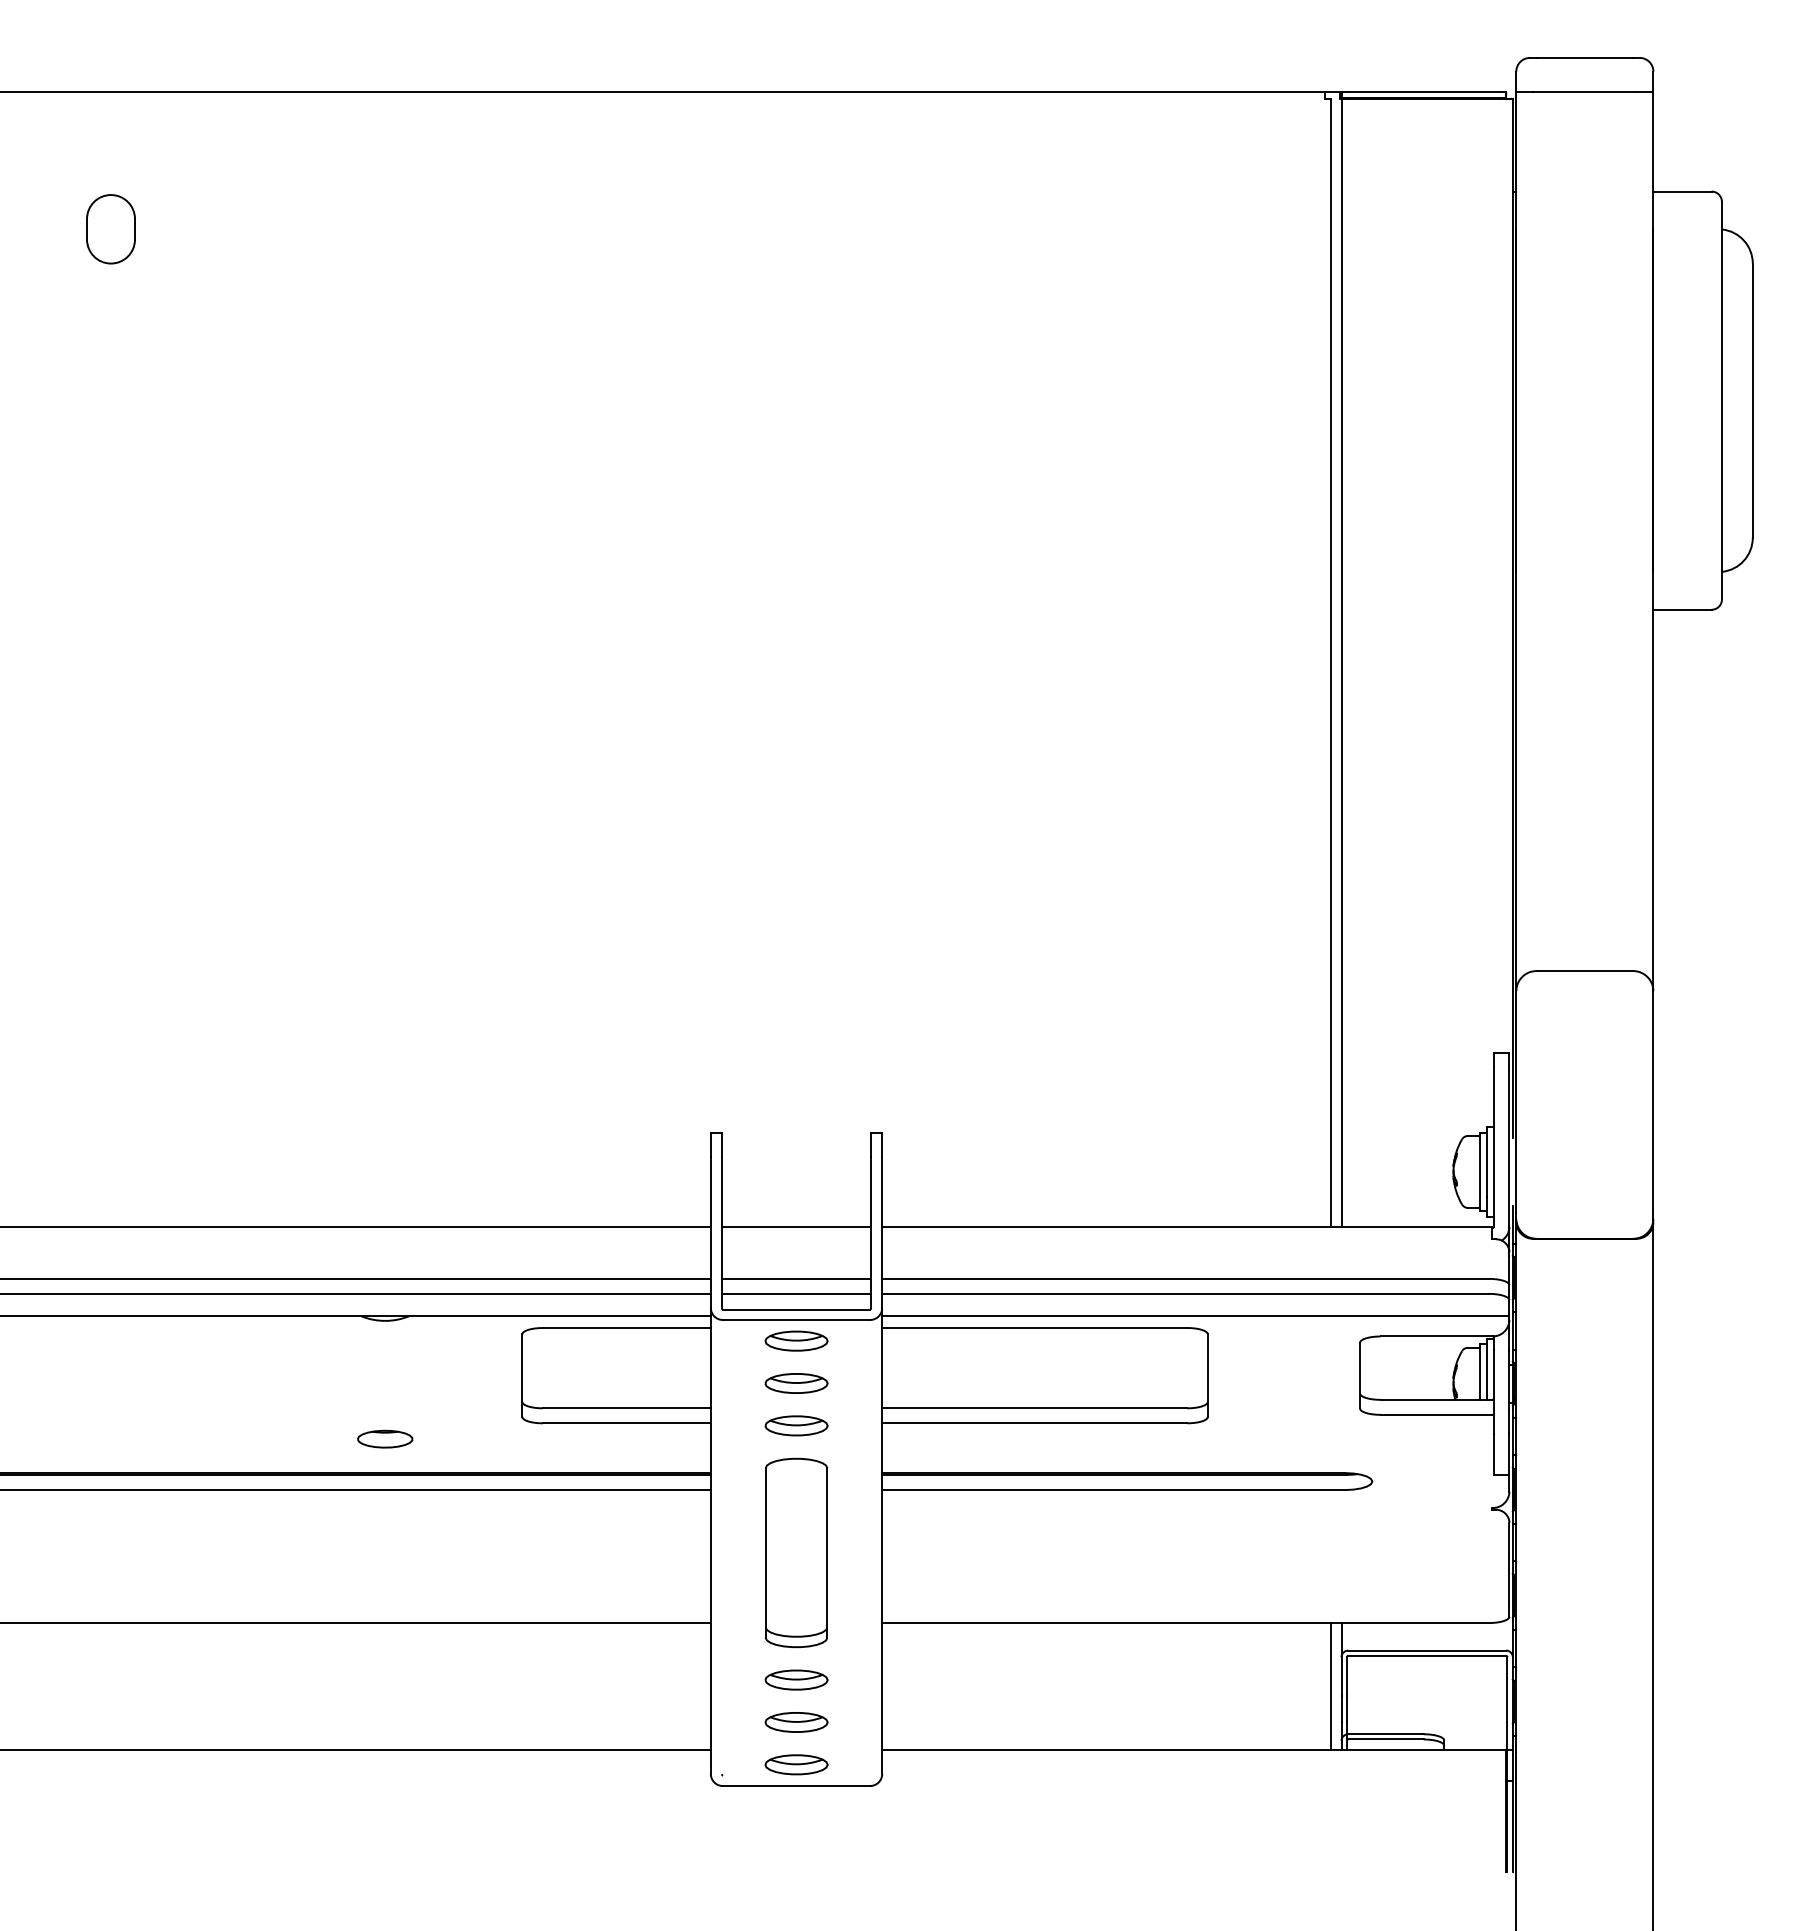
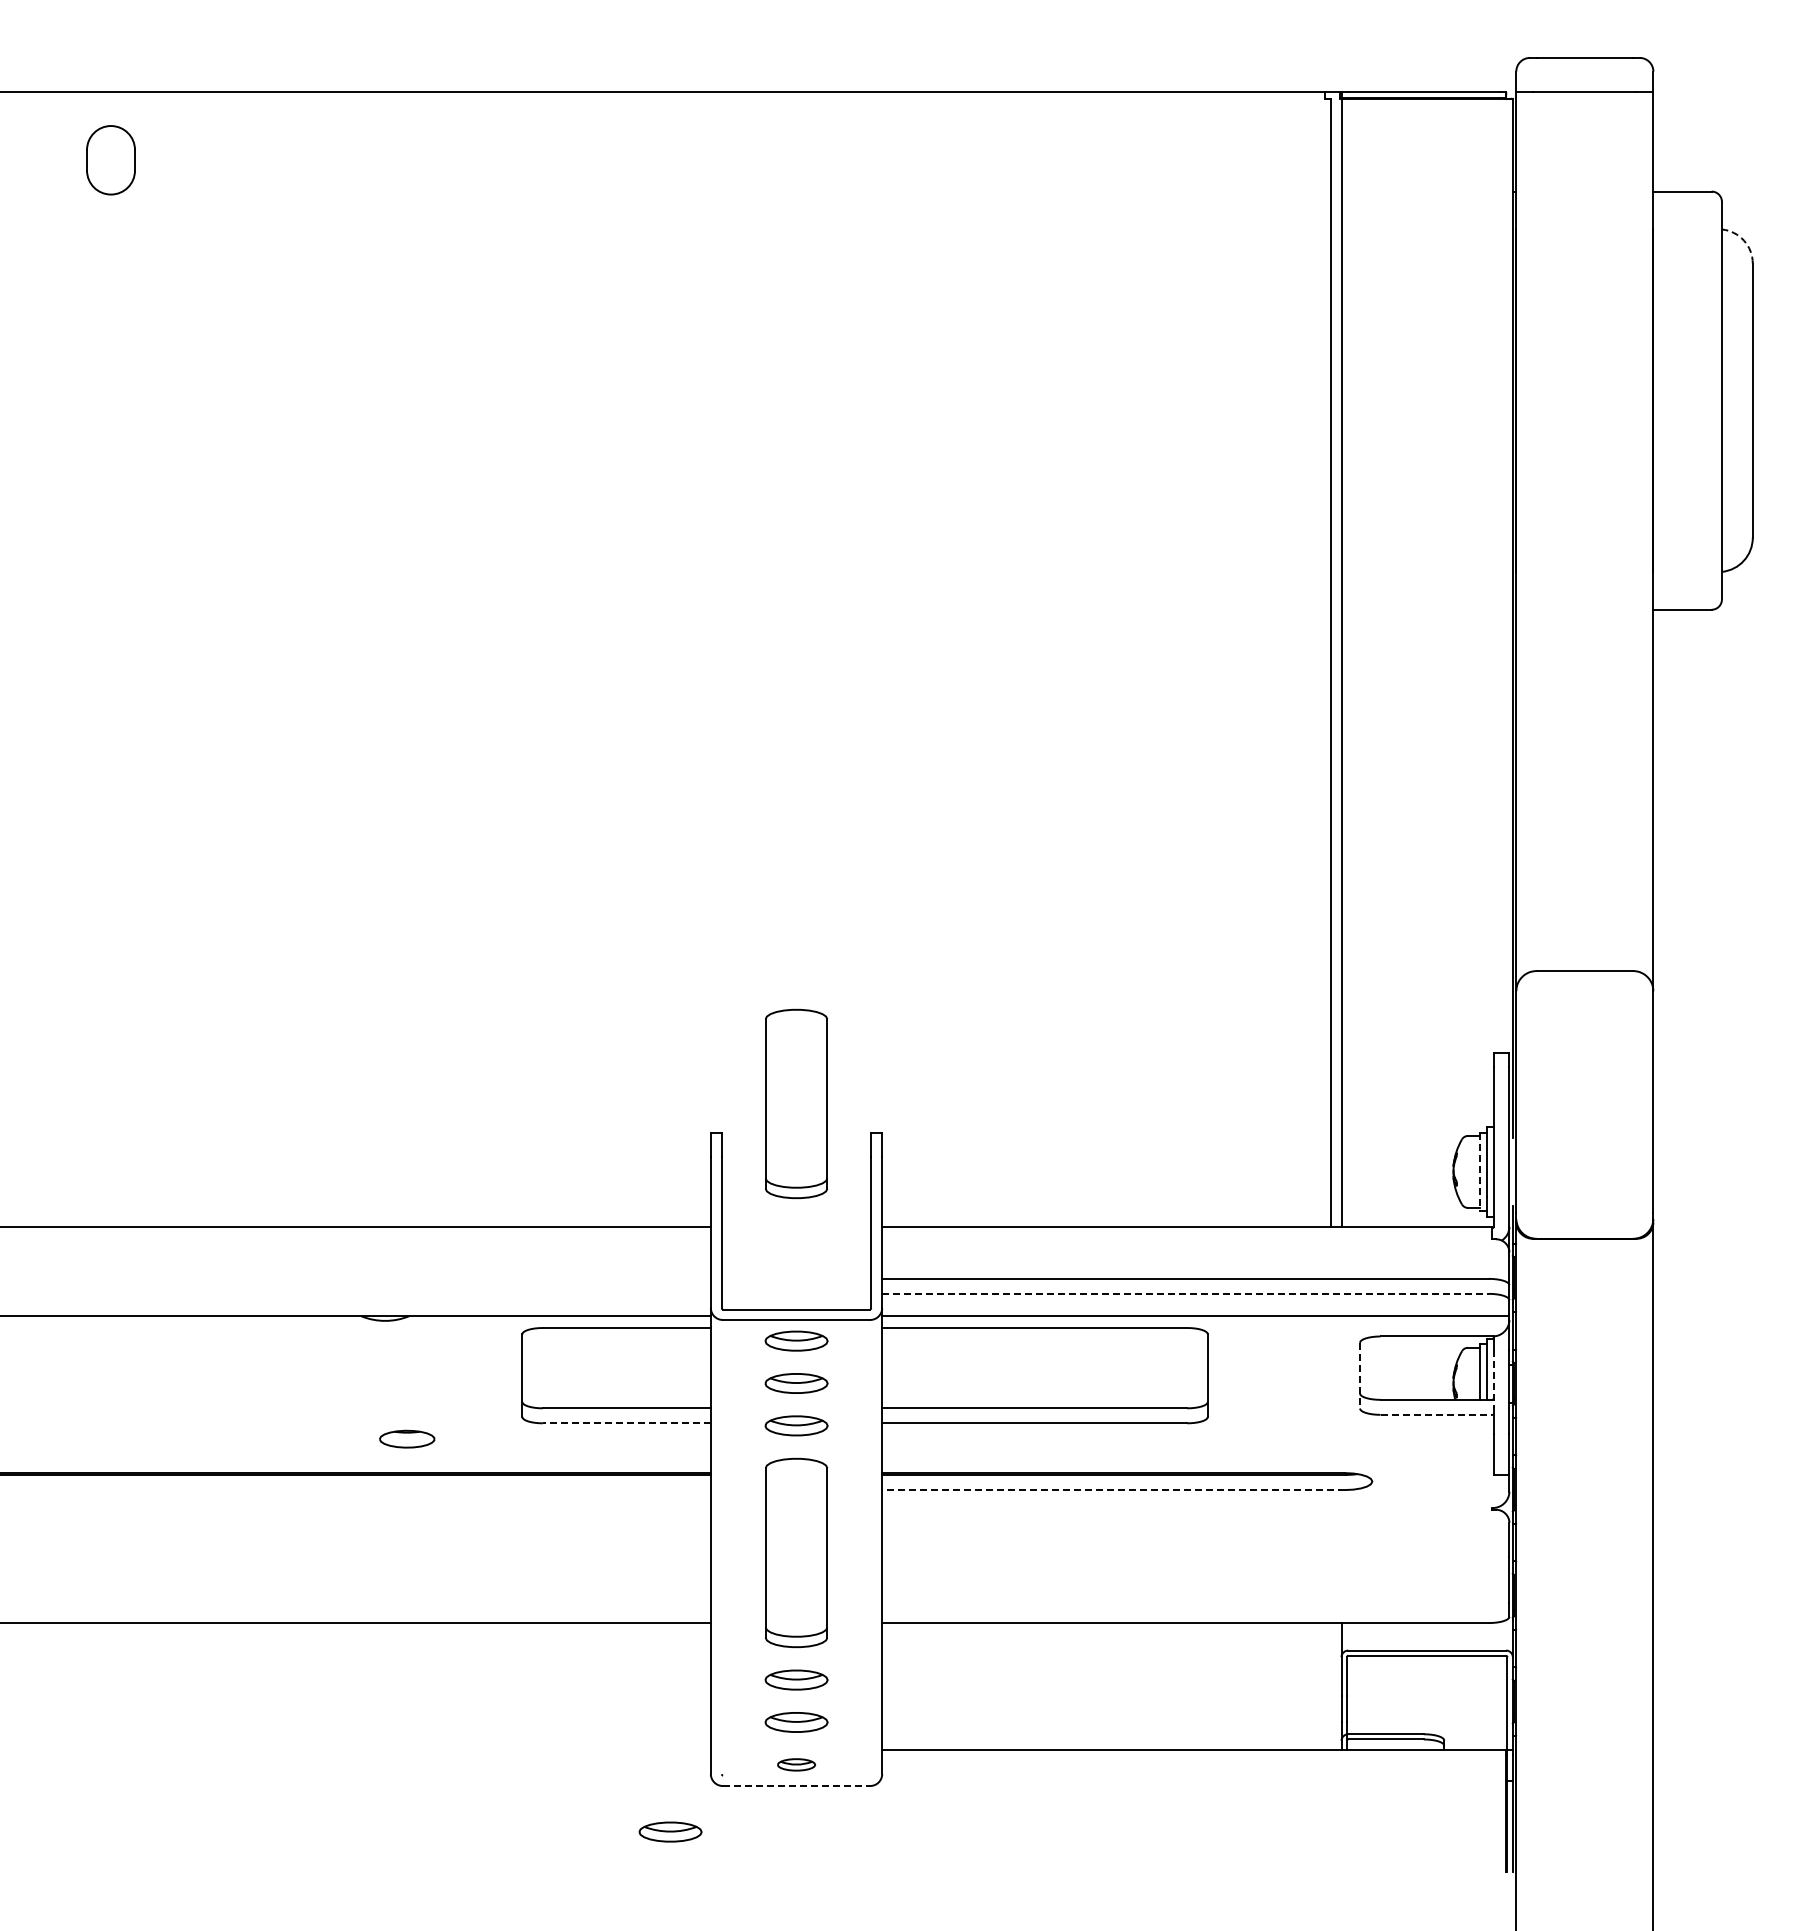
part position: (110, 229) -> (110, 160) (110, 160)
arc: solid -> dashed (1743, 240)
part: none -> present (796, 1103)
line: solid -> dashed (1479, 1172)
line: present -> none (796, 1227)
line: present -> none (356, 1278)
line: present -> none (796, 1278)
line: present -> none (356, 1293)
line: present -> none (796, 1293)
line: solid -> dashed (1186, 1293)
line: solid -> dashed (1360, 1375)
line: solid -> dashed (1493, 1379)
line: solid -> dashed (1436, 1414)
line: solid -> dashed (626, 1423)
part position: (385, 1438) -> (407, 1438) (407, 1438)
line: present -> none (356, 1490)
line: solid -> dashed (1113, 1490)
line: present -> none (1331, 1686)
line: present -> none (356, 1749)
part size: 65x22 px -> 40x14 px (796, 1764)
line: solid -> dashed (797, 1786)
part: none -> present (670, 1831)
